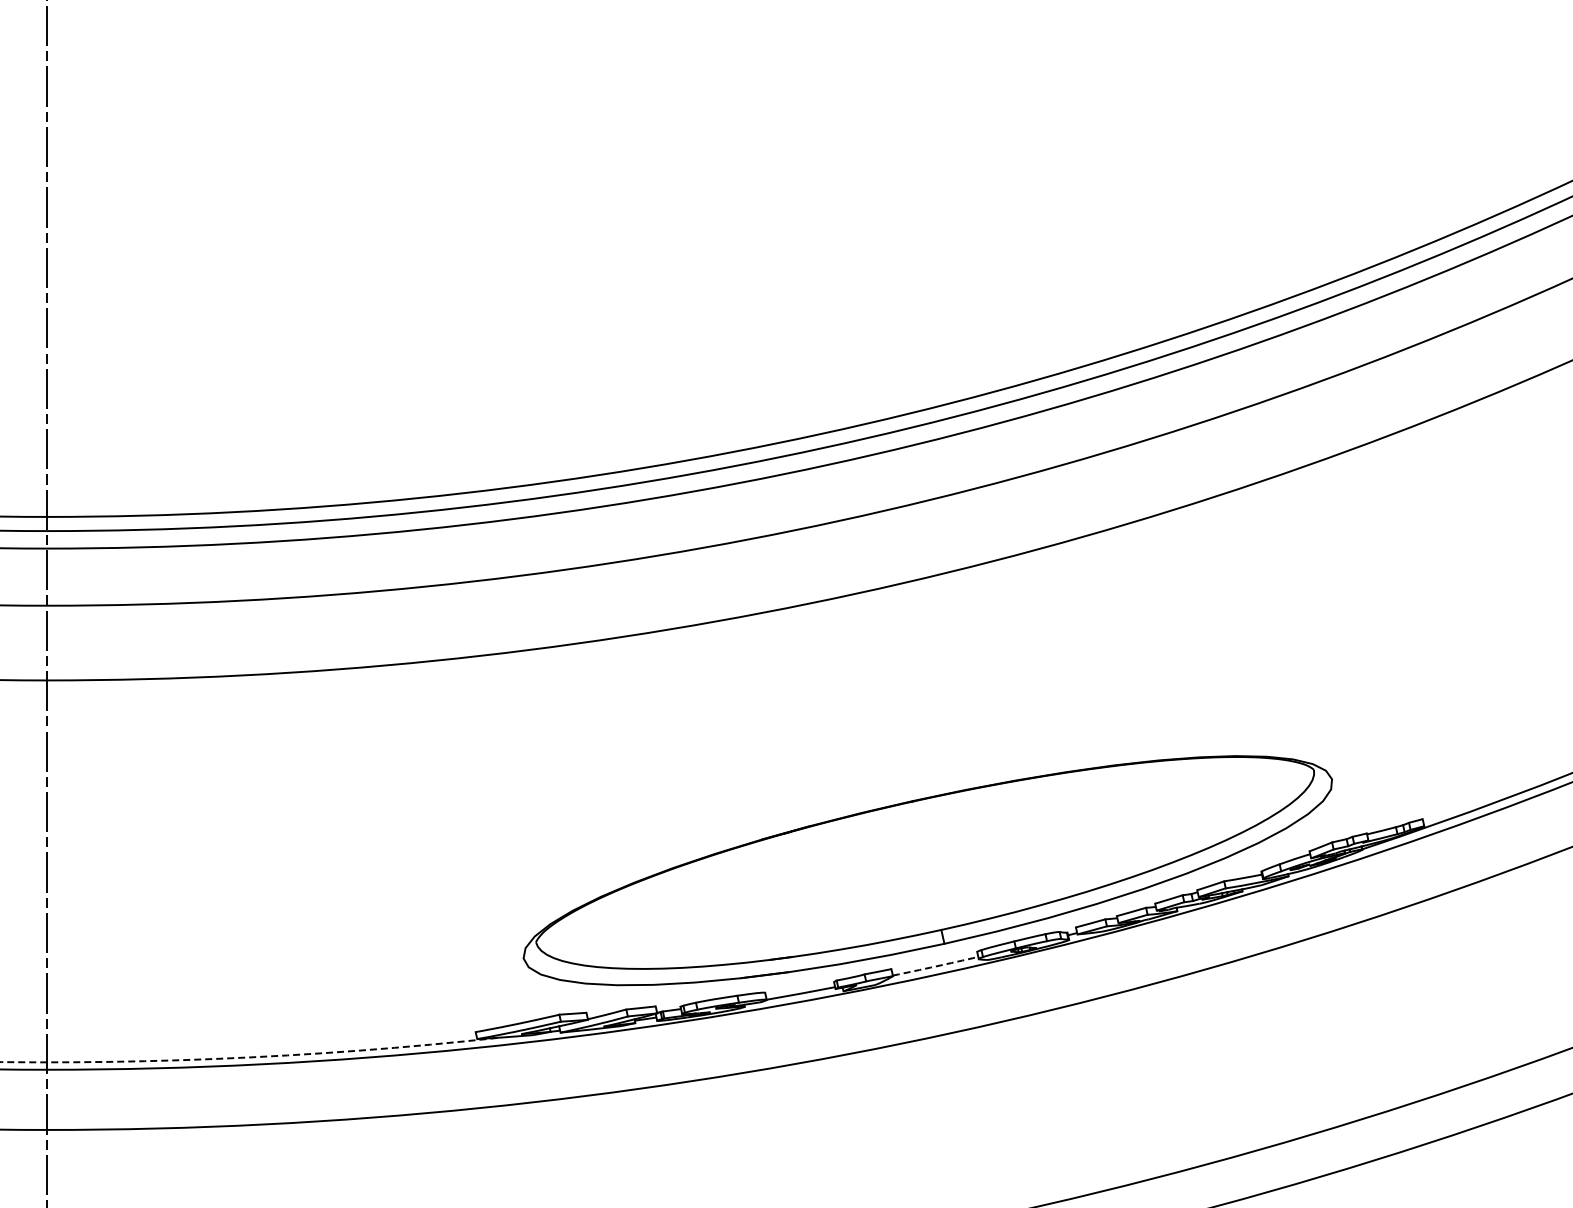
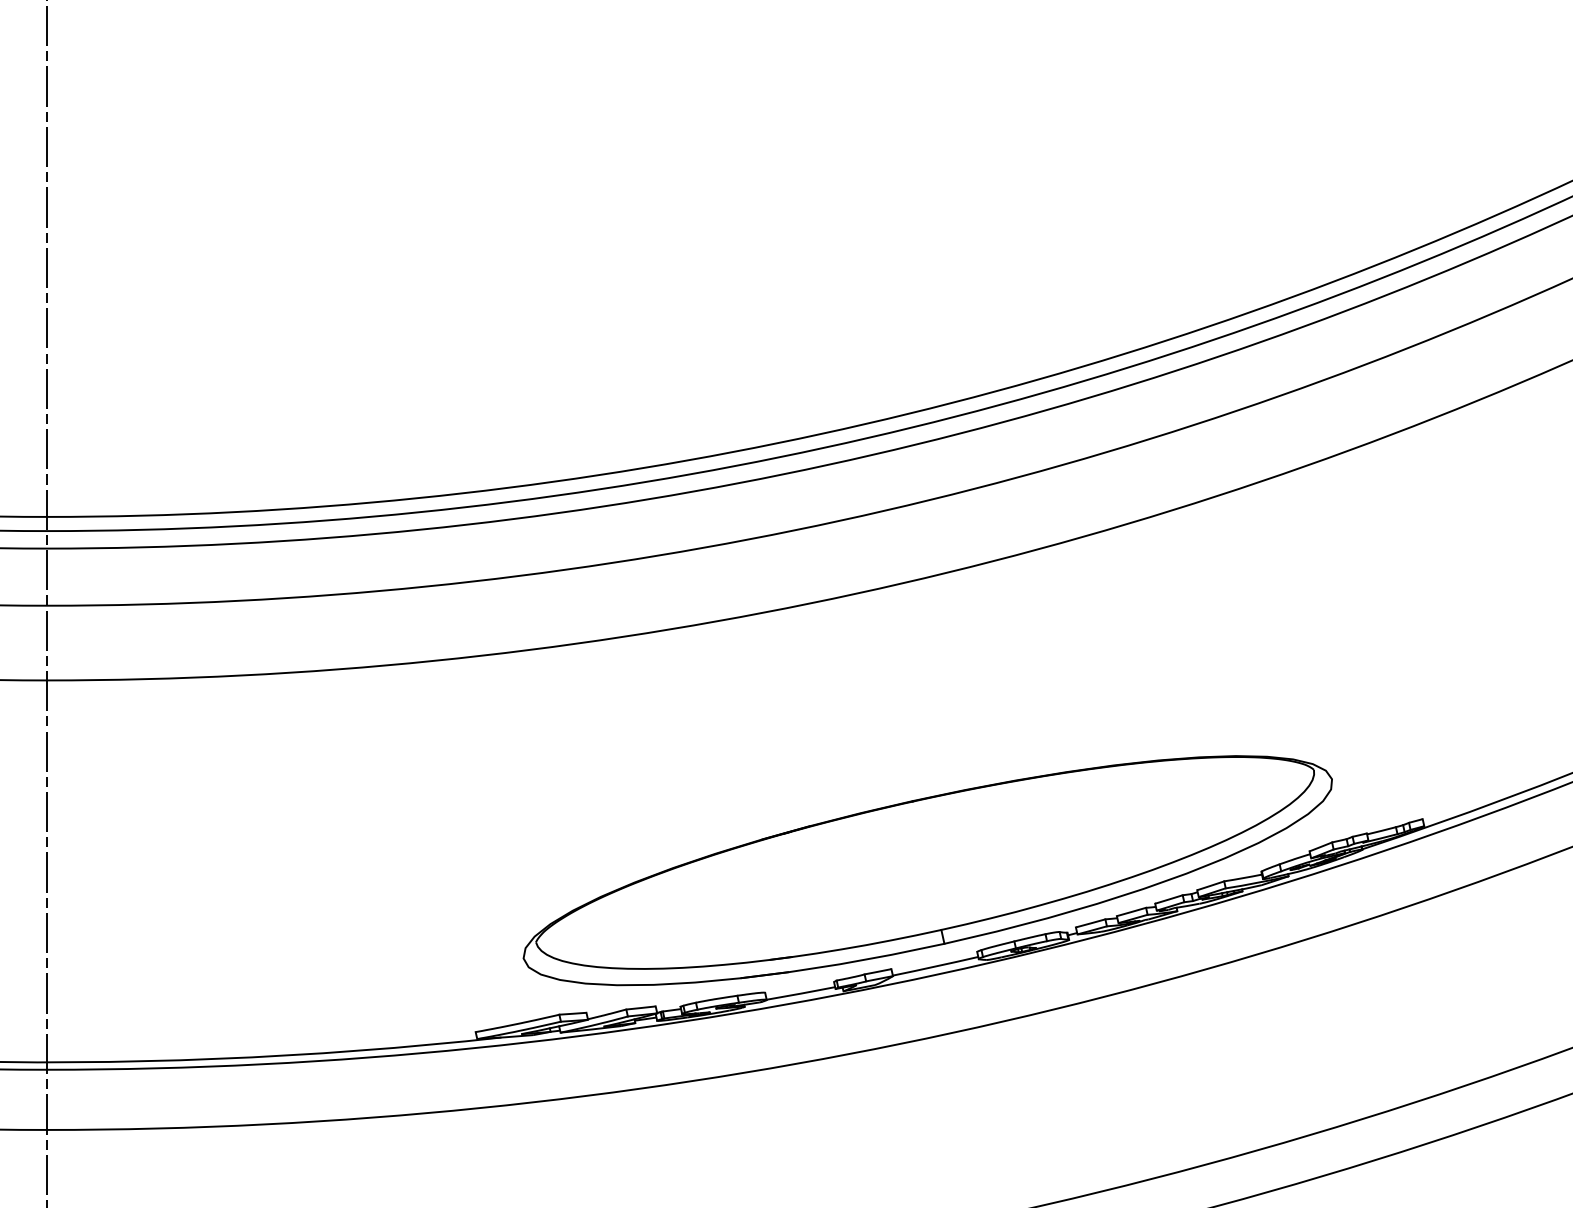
arc: dashed -> solid (935, 966)
arc: dashed -> solid (251, 1057)
